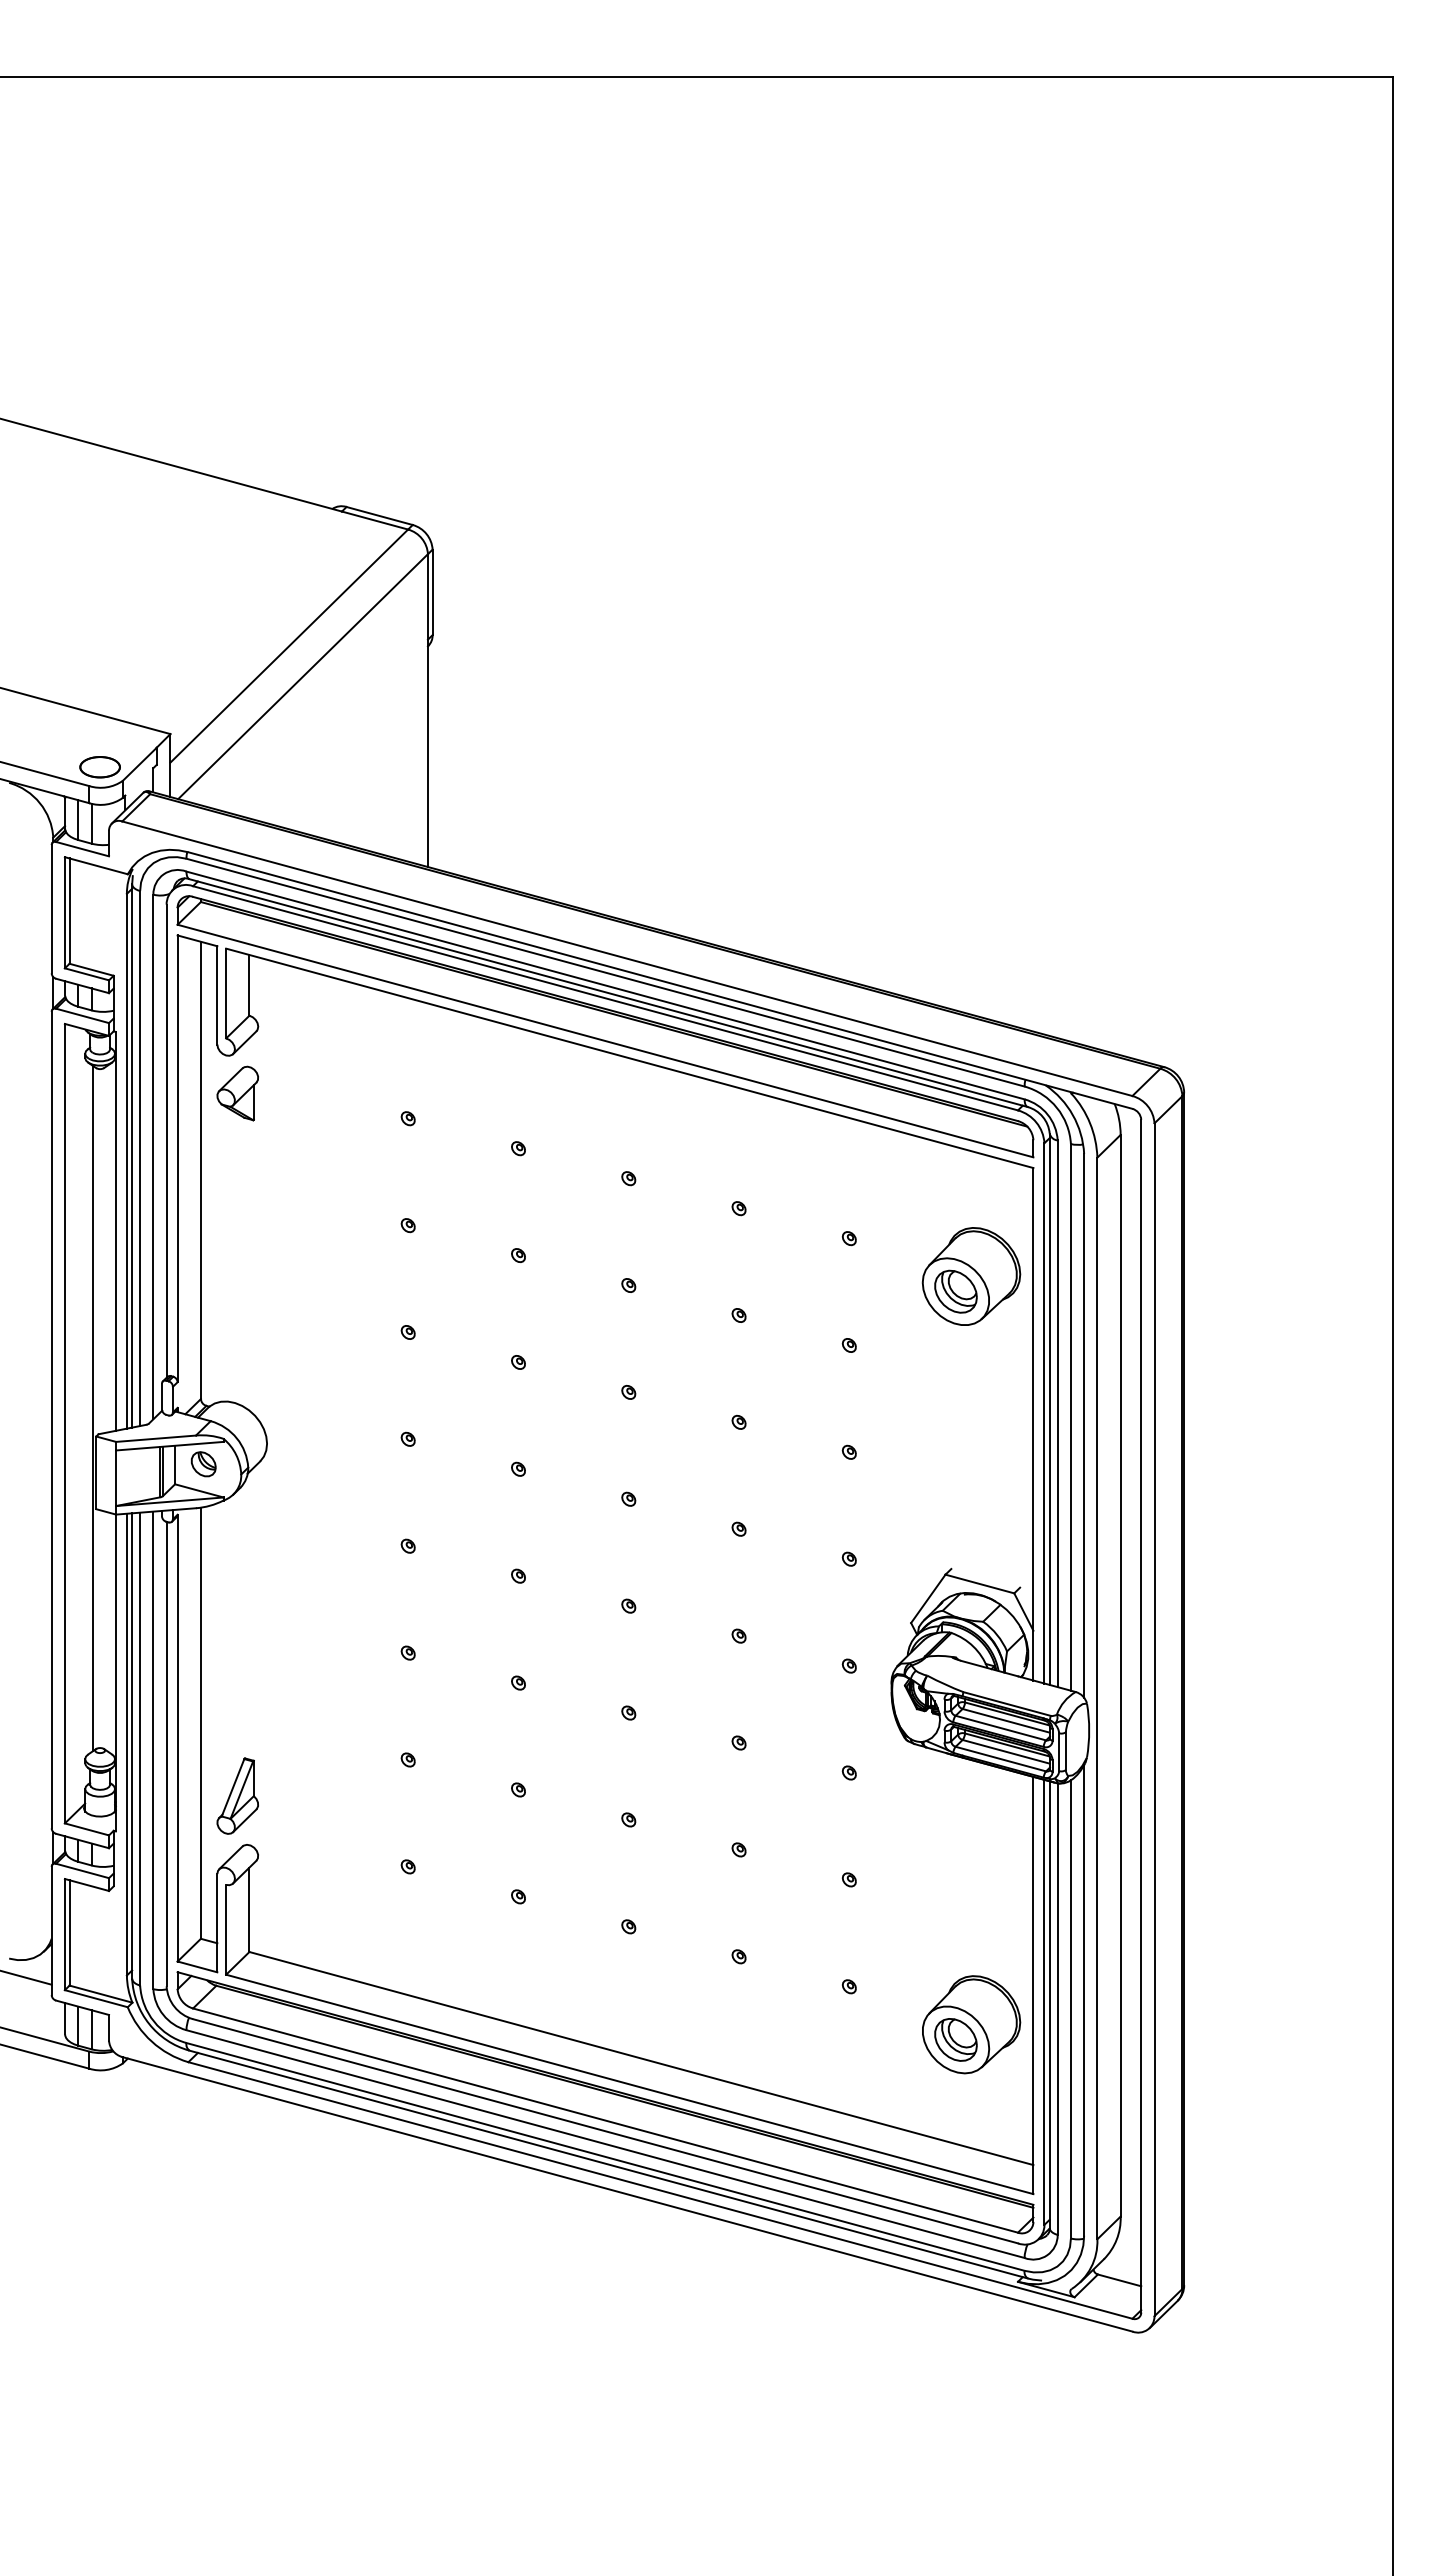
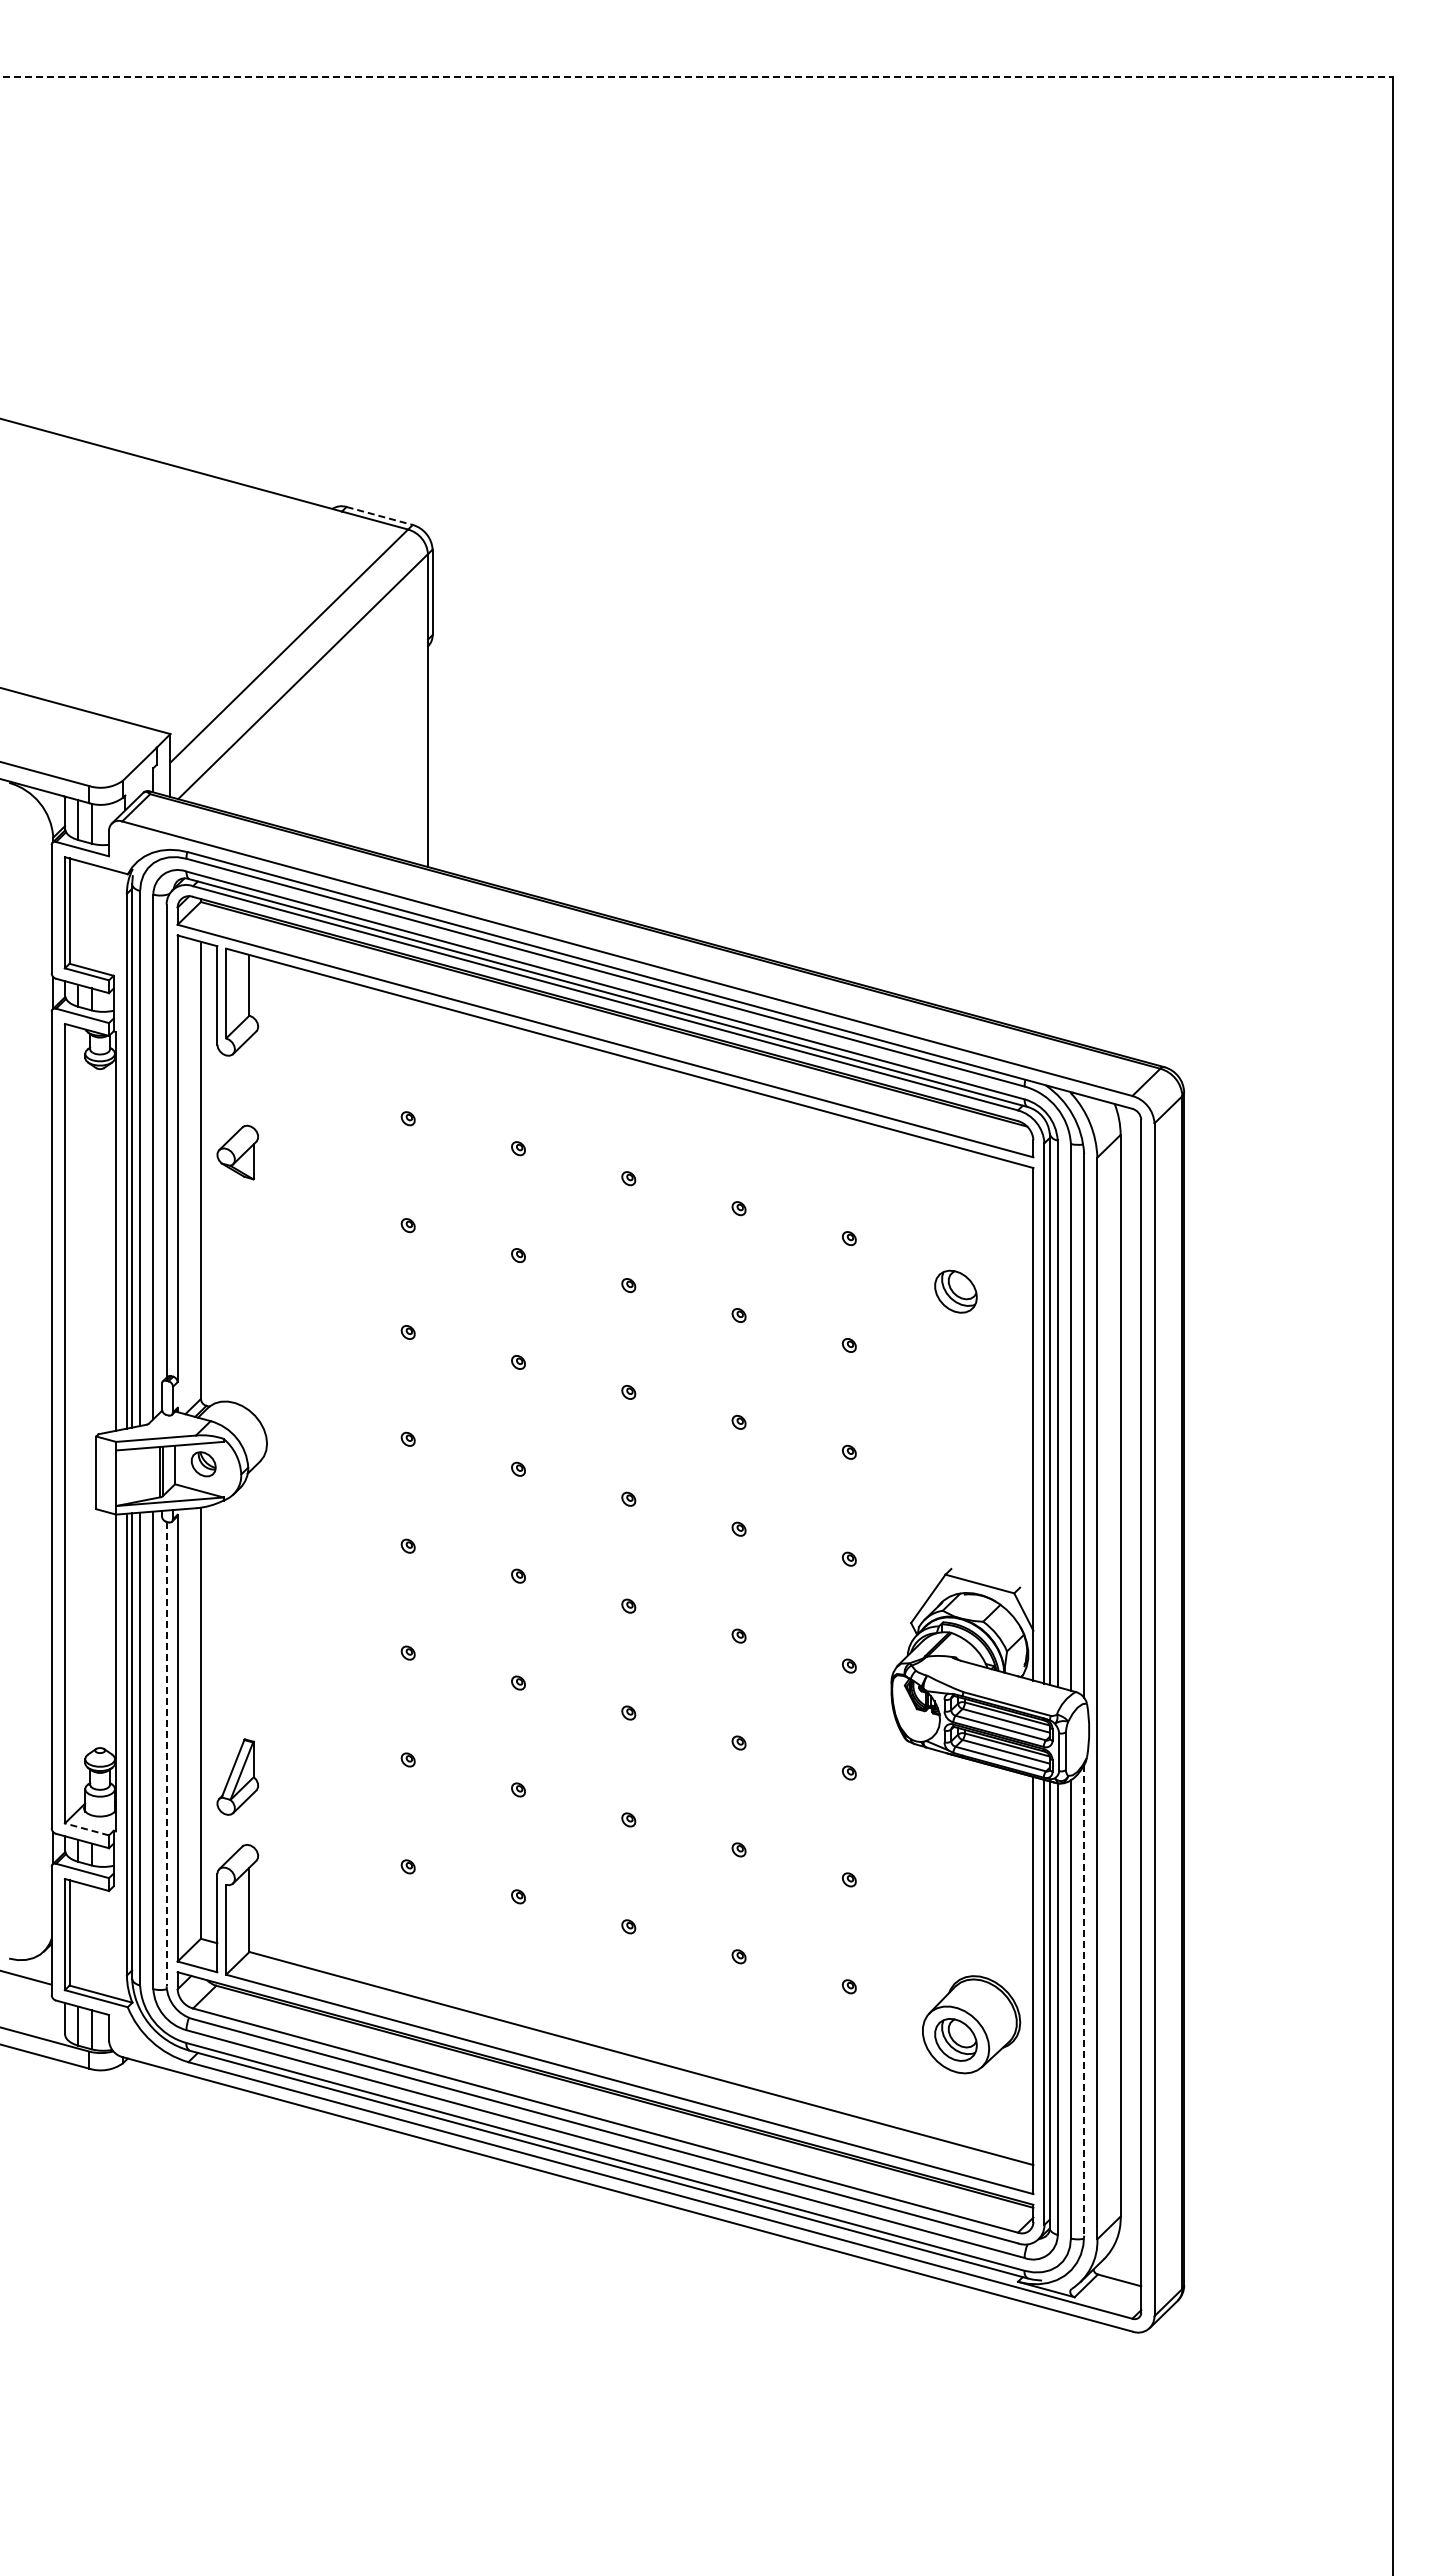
line: solid -> dashed (697, 77)
line: solid -> dashed (380, 516)
part: present -> none (99, 767)
part position: (237, 1093) -> (237, 1152) (237, 1152)
part: present -> none (971, 1276)
line: present -> none (92, 1408)
line: solid -> dashed (166, 1754)
part position: (237, 1795) -> (237, 1776) (237, 1776)
line: solid -> dashed (86, 1829)
line: solid -> dashed (1084, 2000)
